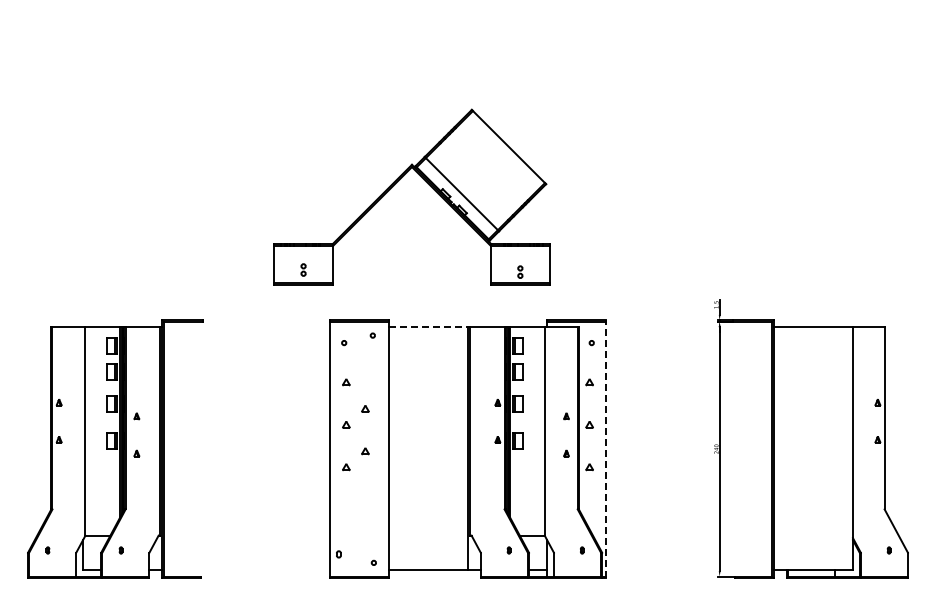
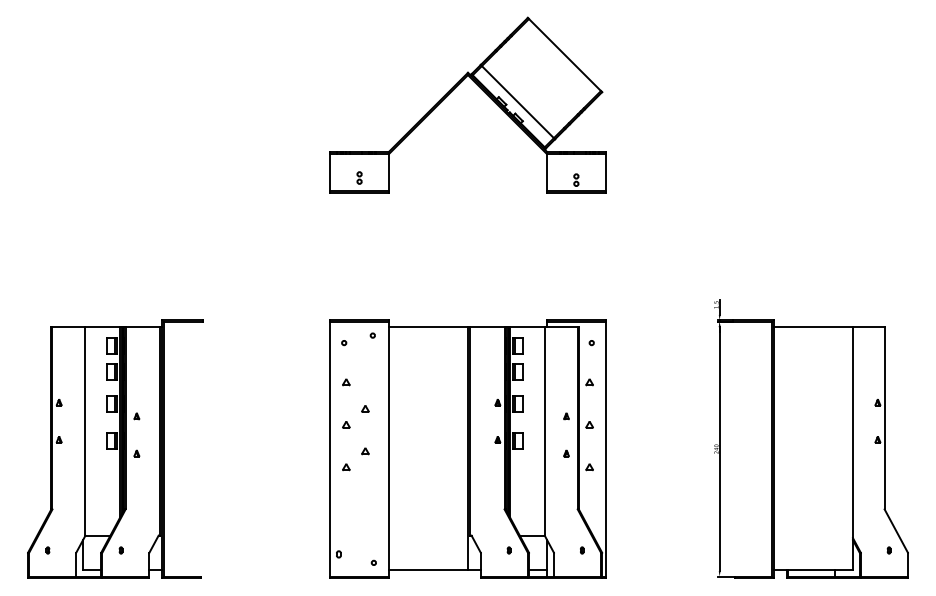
part position: (397, 182) -> (453, 90) (453, 90)
line: dashed -> solid (428, 327)
line: dashed -> solid (605, 449)
